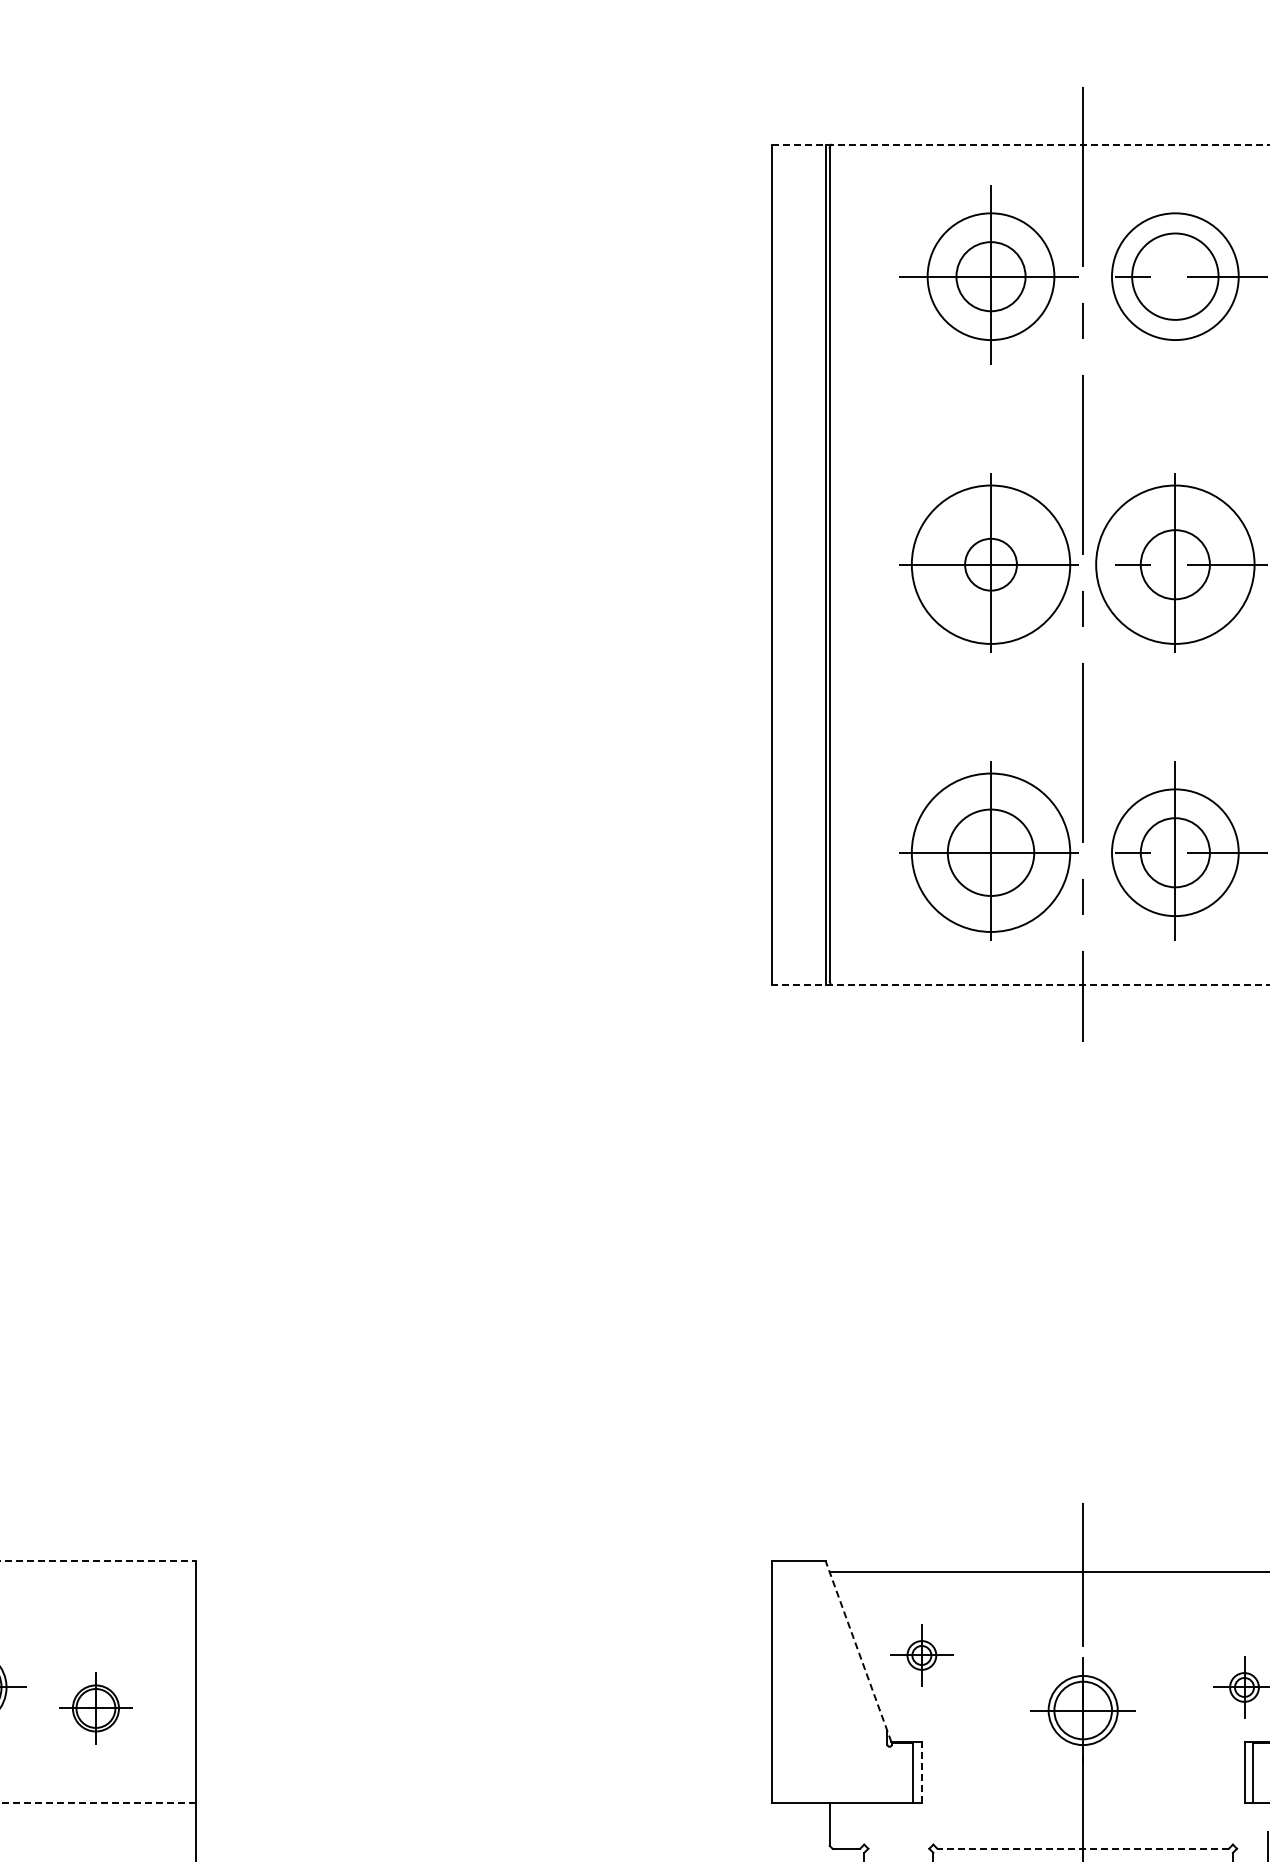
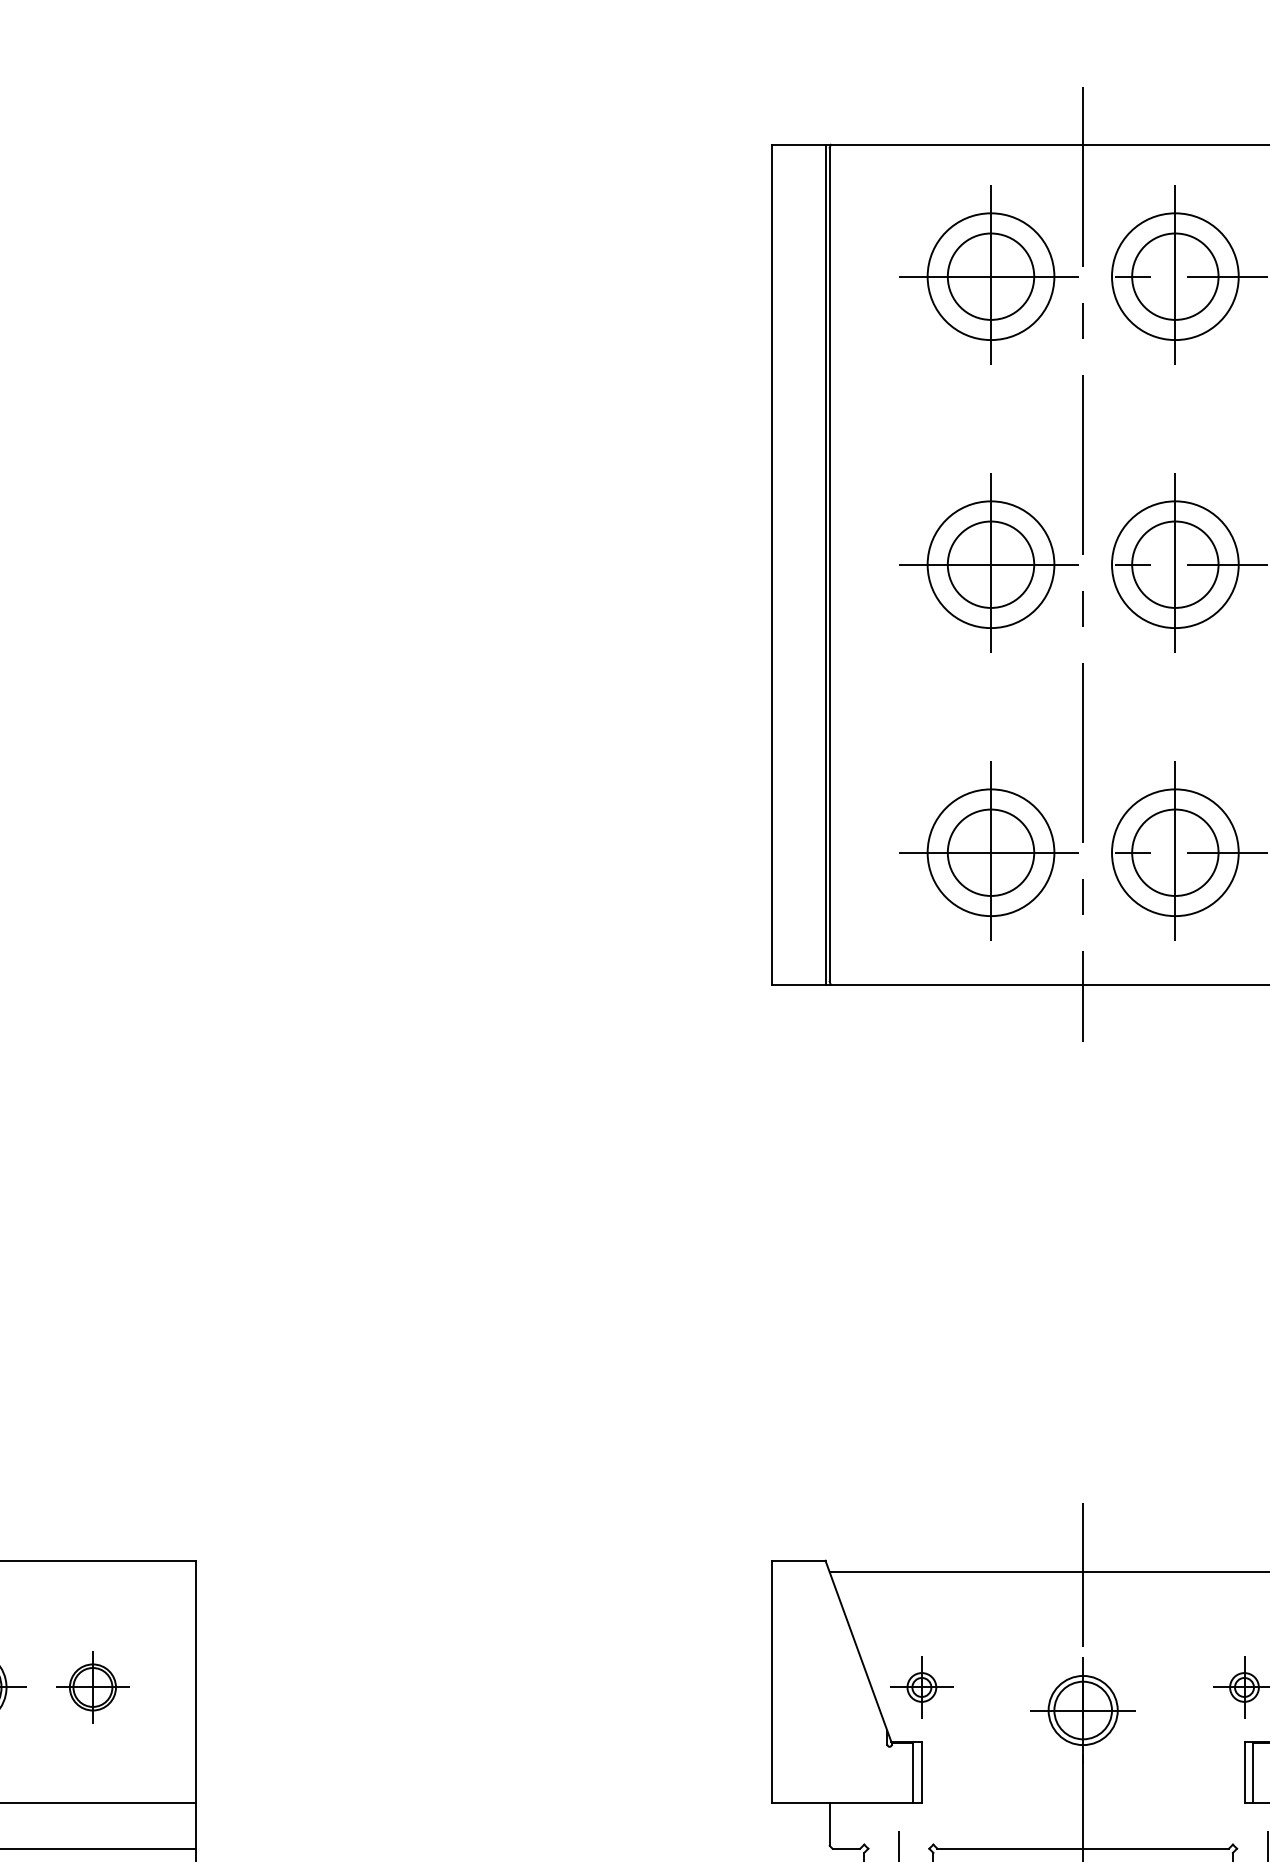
line: dashed -> solid (1020, 144)
circle diameter: 69 px -> 86 px (990, 276)
line: none -> present (1175, 276)
circle diameter: 158 px -> 127 px (990, 564)
circle diameter: 52 px -> 86 px (990, 564)
circle diameter: 69 px -> 86 px (1175, 564)
circle diameter: 158 px -> 127 px (1175, 564)
circle diameter: 158 px -> 127 px (990, 852)
circle diameter: 69 px -> 86 px (1175, 852)
line: dashed -> solid (1020, 984)
line: dashed -> solid (98, 1560)
line: dashed -> solid (858, 1651)
part position: (921, 1655) -> (921, 1687) (921, 1687)
part position: (95, 1708) -> (92, 1687) (92, 1687)
line: dashed -> solid (921, 1771)
line: dashed -> solid (98, 1802)
line: none -> present (898, 1844)
line: none -> present (99, 1848)
line: dashed -> solid (1083, 1848)
